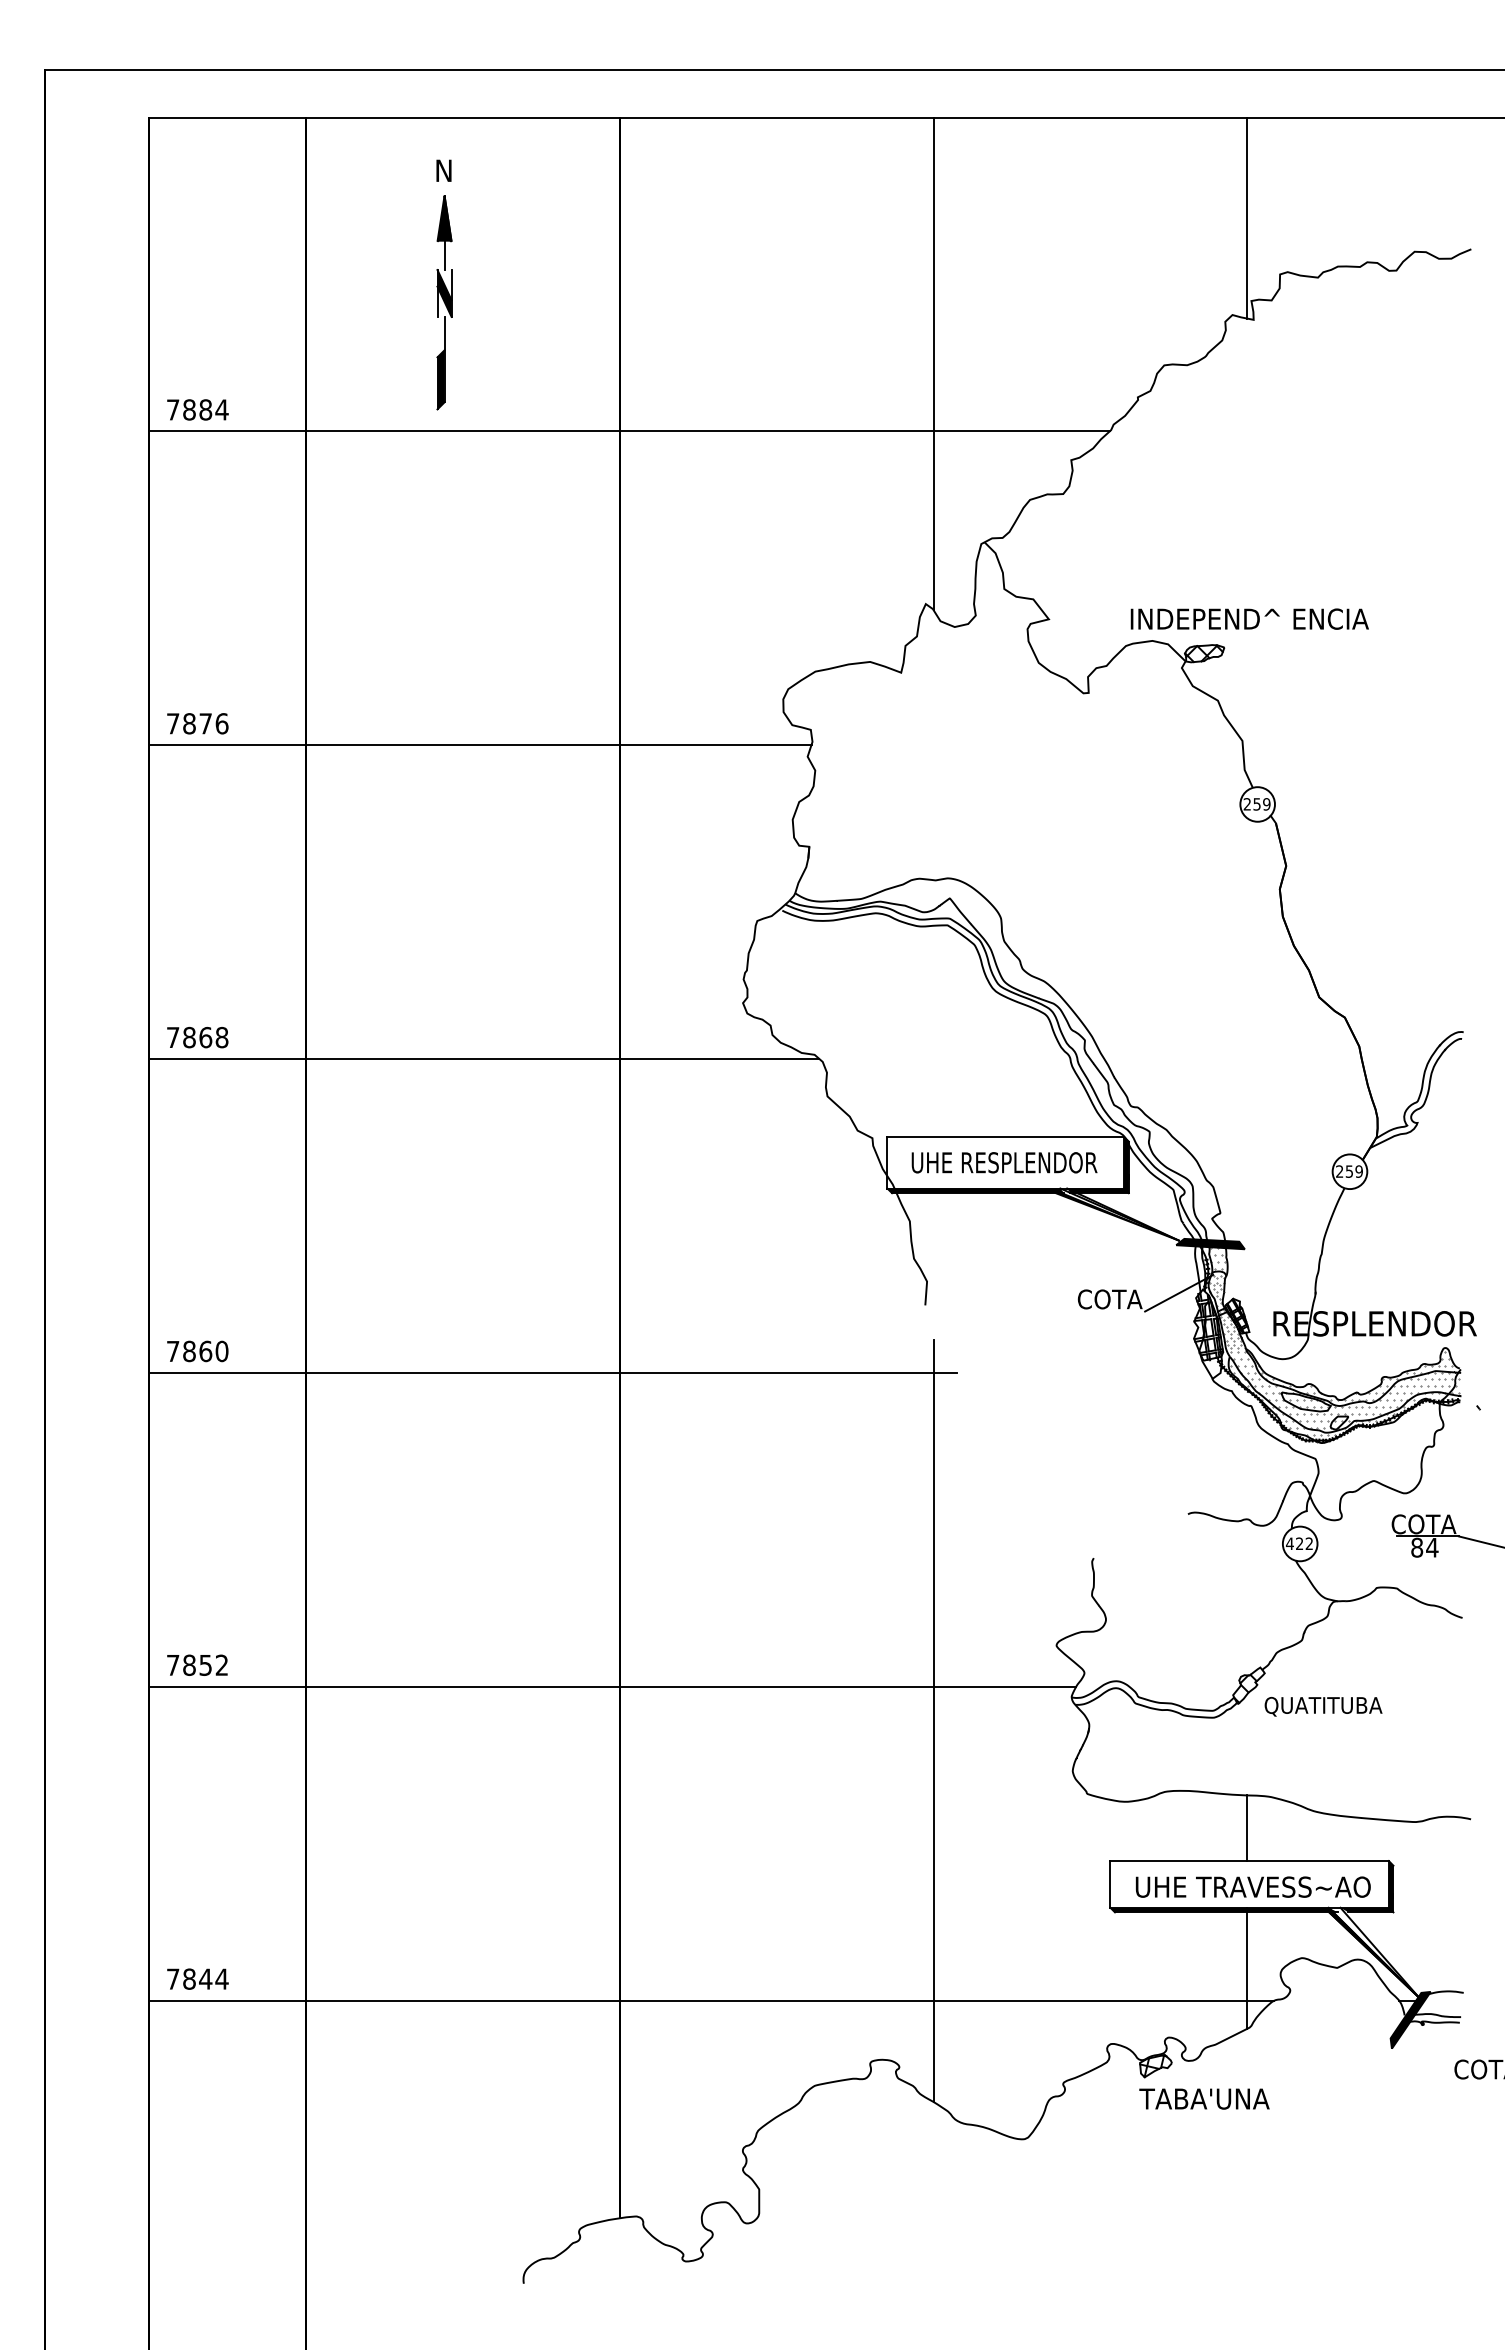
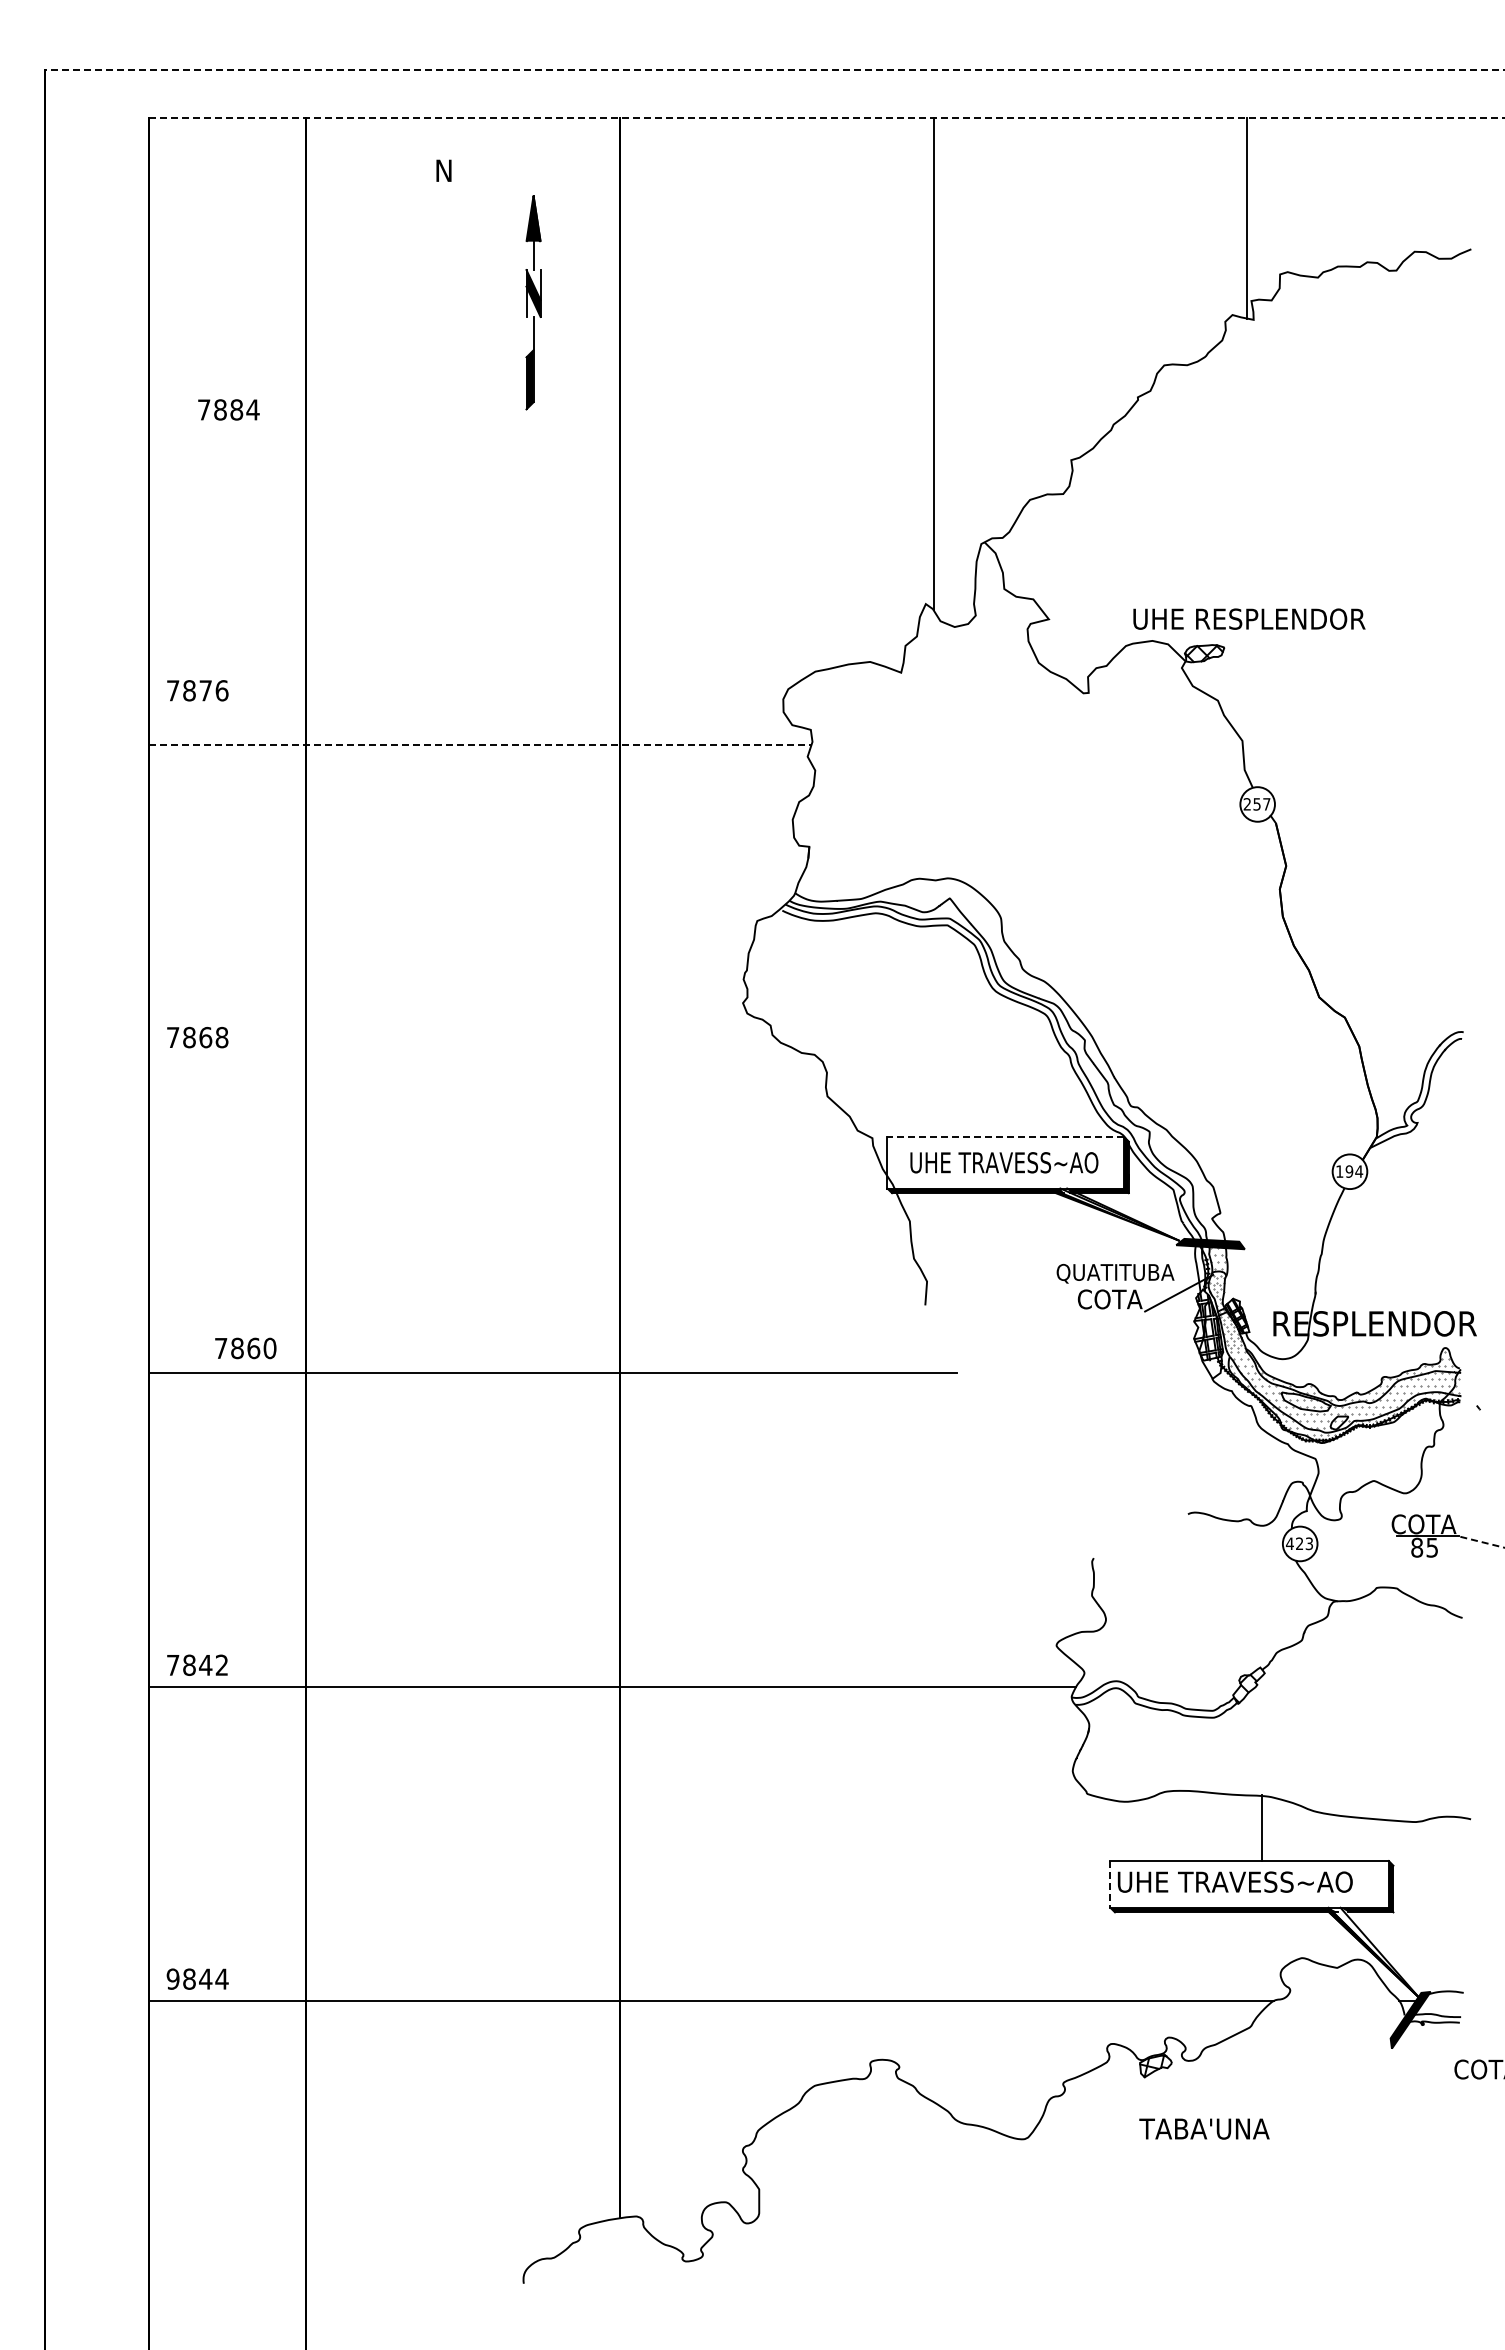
line: solid -> dashed (774, 70)
line: solid -> dashed (826, 117)
part position: (444, 302) -> (533, 302) (533, 302)
text position: (197, 409) -> (228, 409) (228, 409)
line: present -> none (628, 431)
text: INDEPEND^  ENCIA -> UHE RESPLENDOR (1249, 618)
text position: (197, 723) -> (197, 690) (197, 690)
line: solid -> dashed (480, 745)
text: 259 -> 257 (1266, 804)
line: present -> none (483, 1059)
line: solid -> dashed (1005, 1136)
text: UHE RESPLENDOR -> UHE TRAVESS~AO (1004, 1162)
text: 259 -> 194 (1349, 1171)
text position: (197, 1351) -> (245, 1348) (245, 1348)
line: solid -> dashed (1481, 1541)
text: 422 -> 423 (1308, 1544)
text: 84 -> 85 (1432, 1547)
text: 7852 -> 7842 (205, 1665)
text position: (1323, 1706) -> (1115, 1273) (1115, 1273)
line: present -> none (933, 1721)
line position: (1247, 1828) -> (1262, 1828) (1262, 1828)
line: solid -> dashed (1110, 1884)
text position: (1252, 1886) -> (1234, 1881) (1234, 1881)
line: present -> none (1247, 1967)
text: 7844 -> 9844 (172, 1978)
text position: (1204, 2098) -> (1204, 2128) (1204, 2128)
